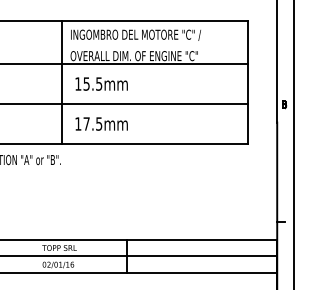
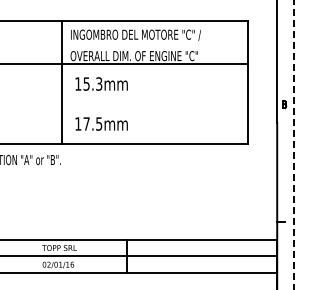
text: 15.5mm -> 15.3mm (99, 83)
line: present -> none (125, 104)
line: solid -> dashed (294, 144)
